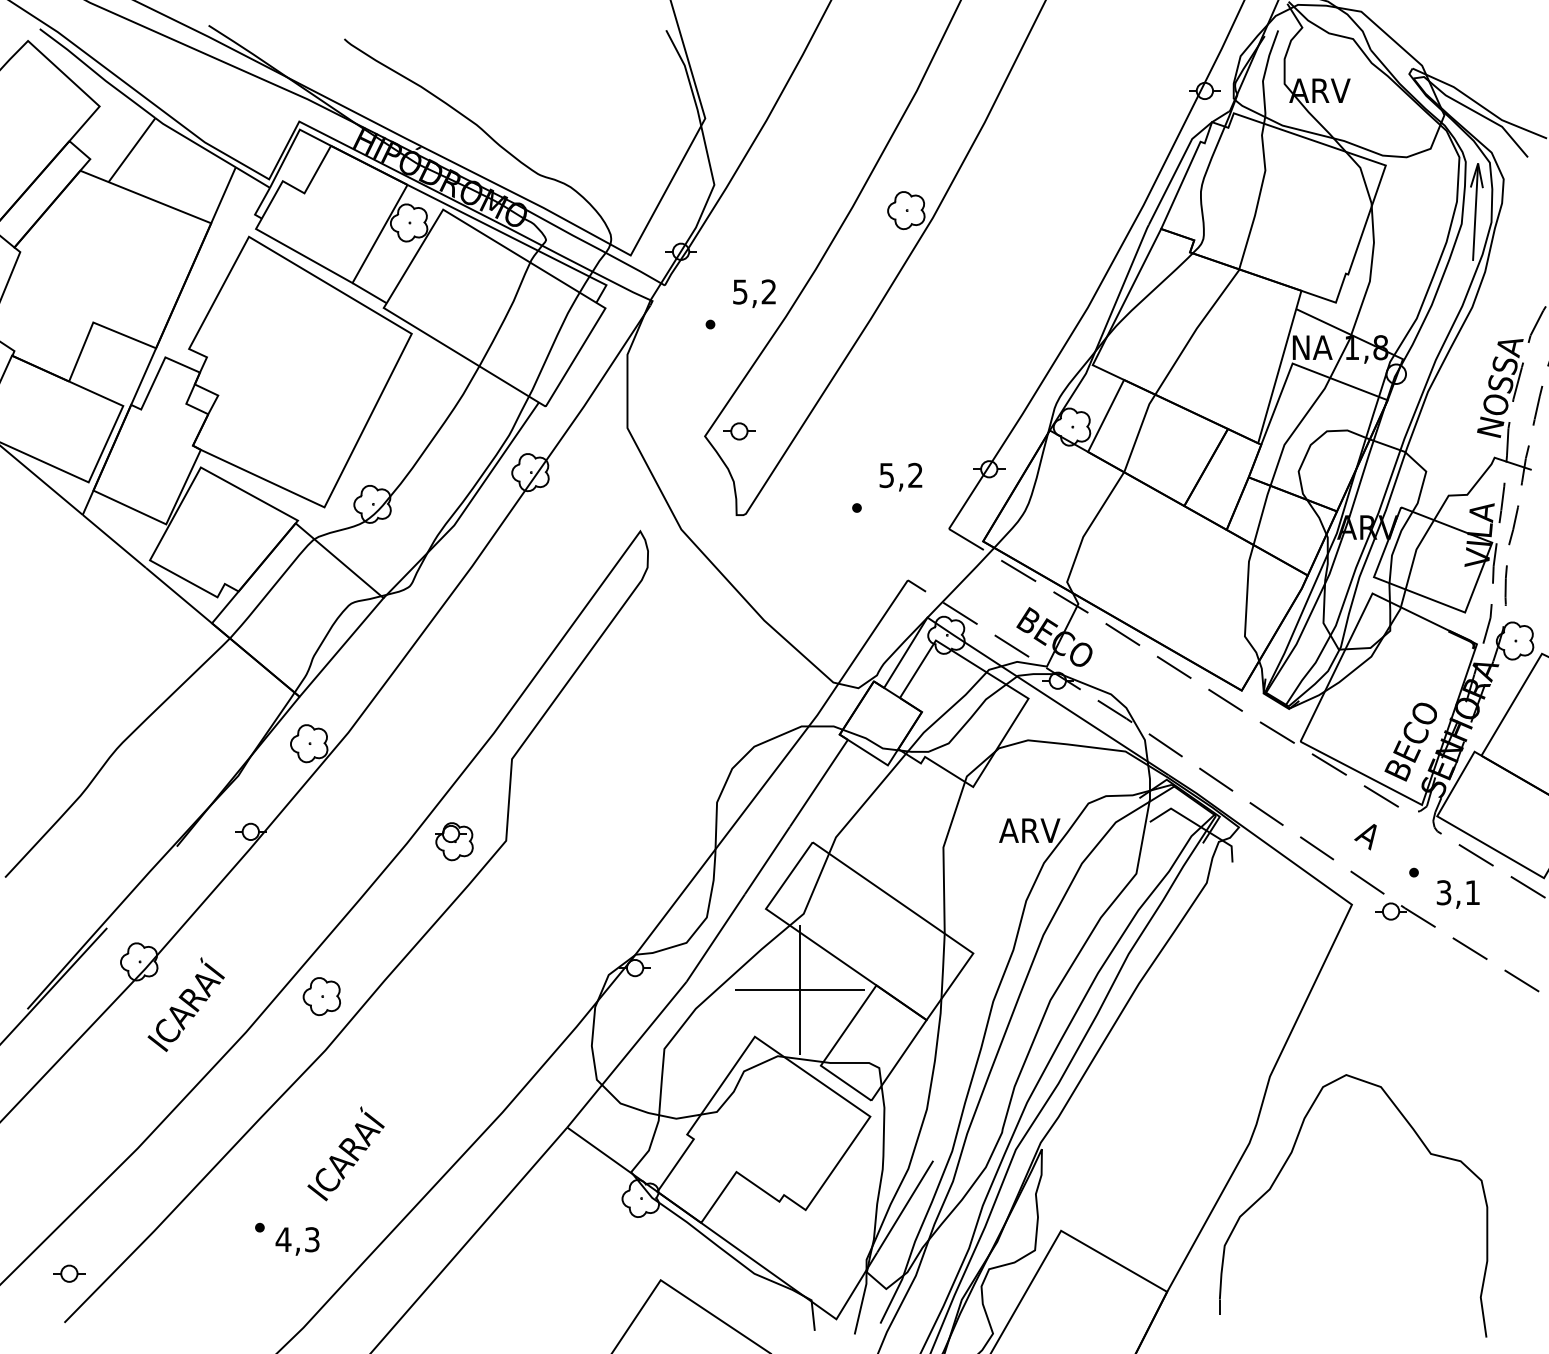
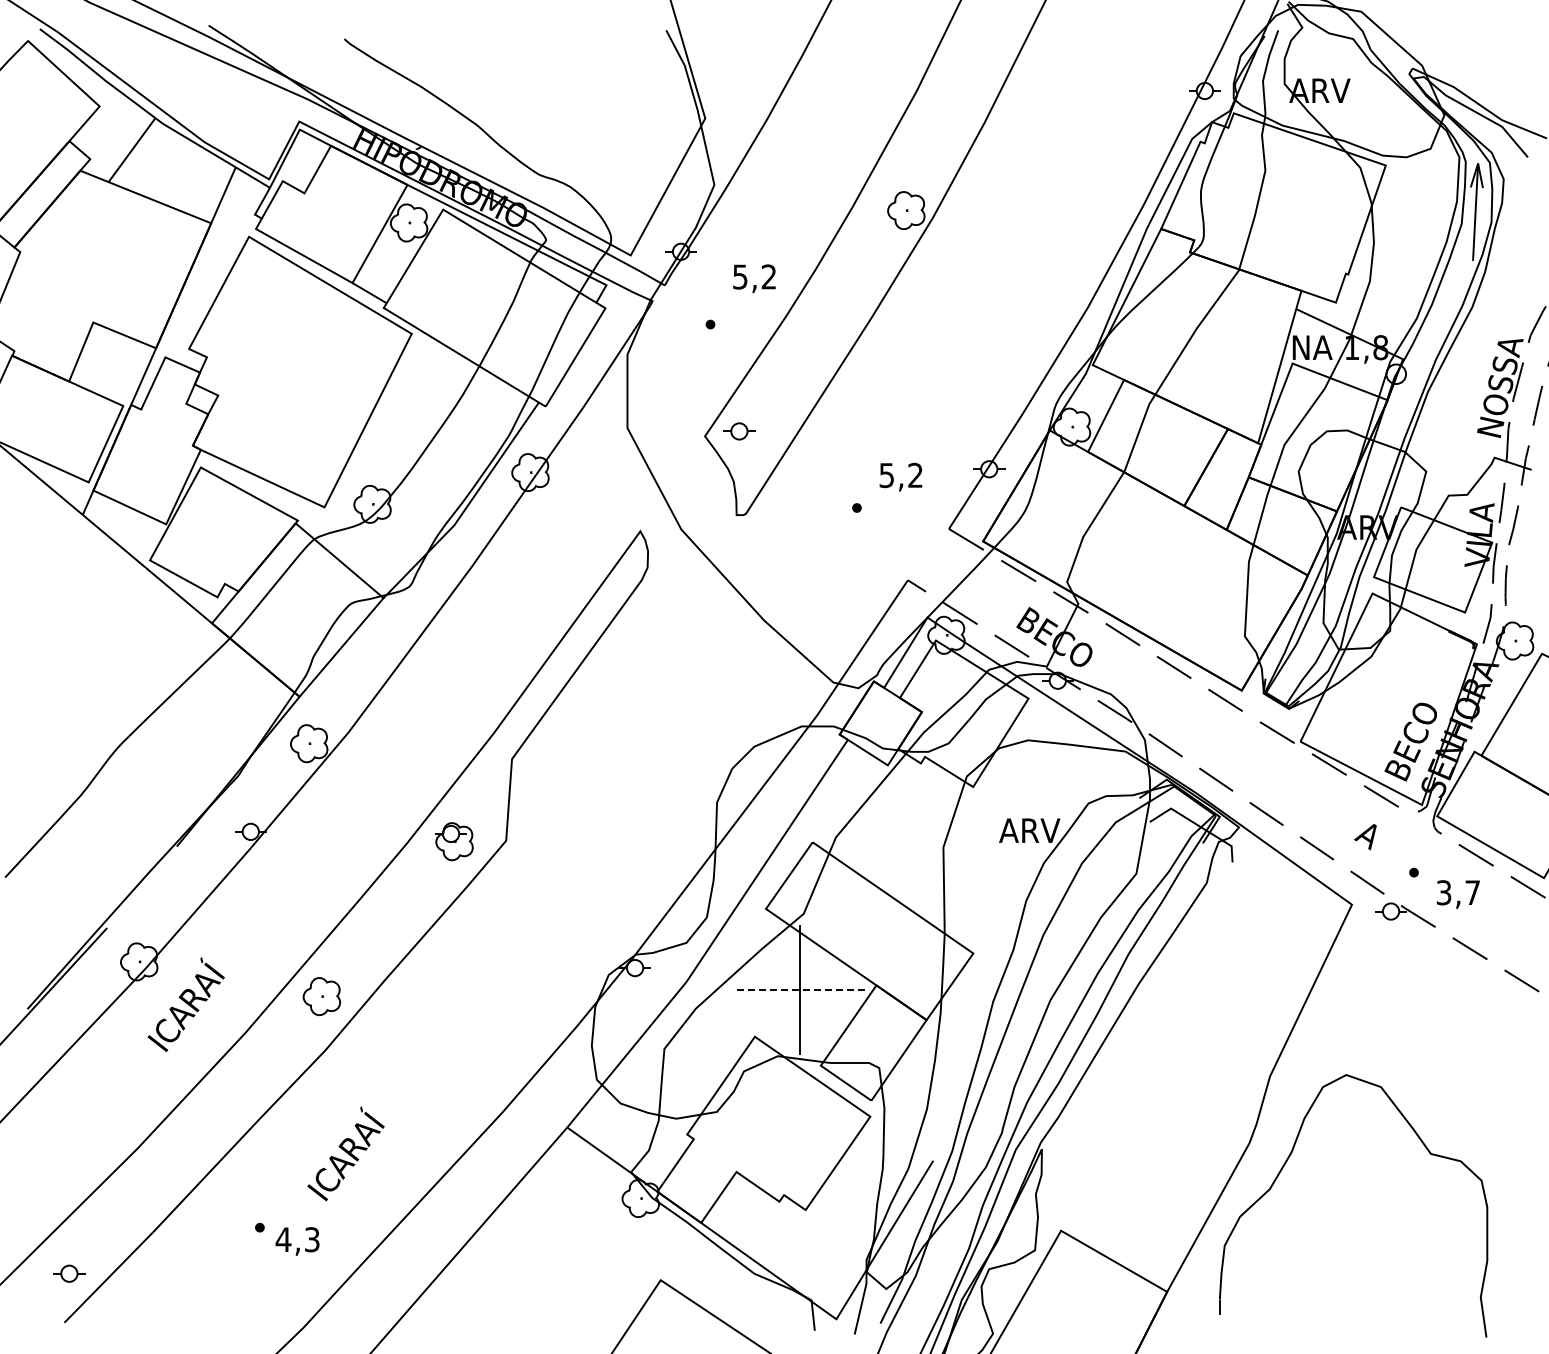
text position: (754, 293) -> (754, 278) (754, 278)
text: 3,1 -> 3,7 (1472, 892)
line: solid -> dashed (799, 990)
